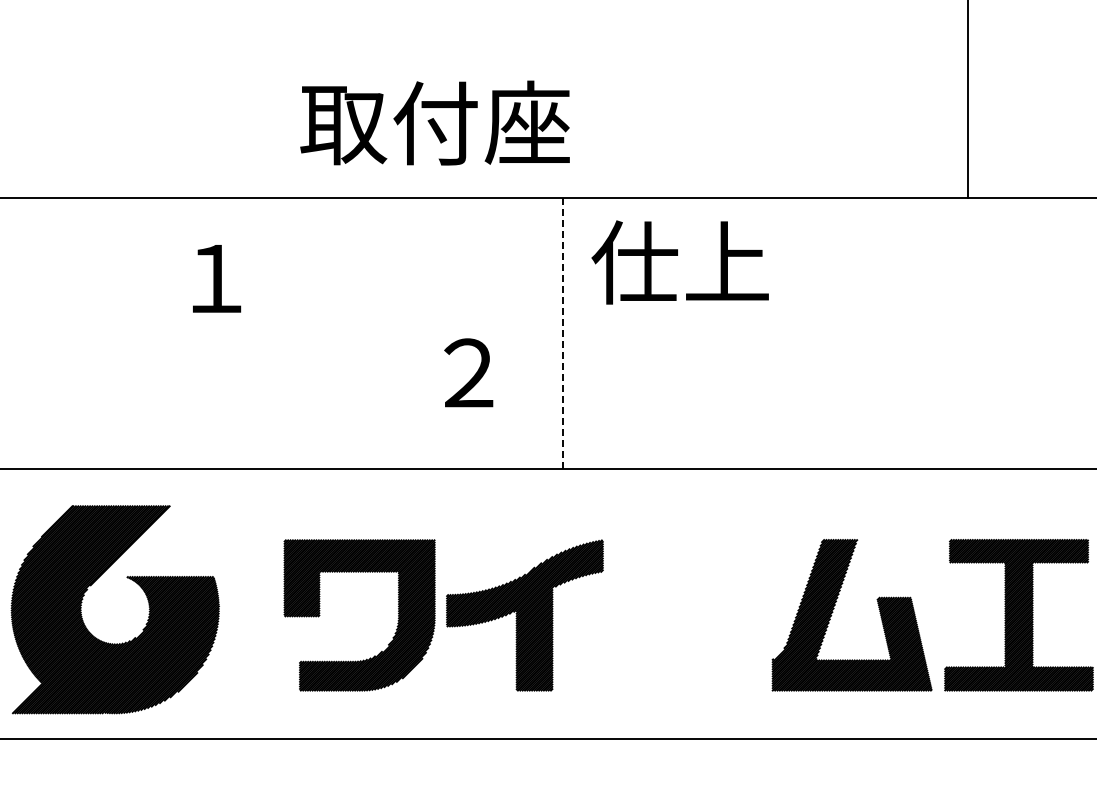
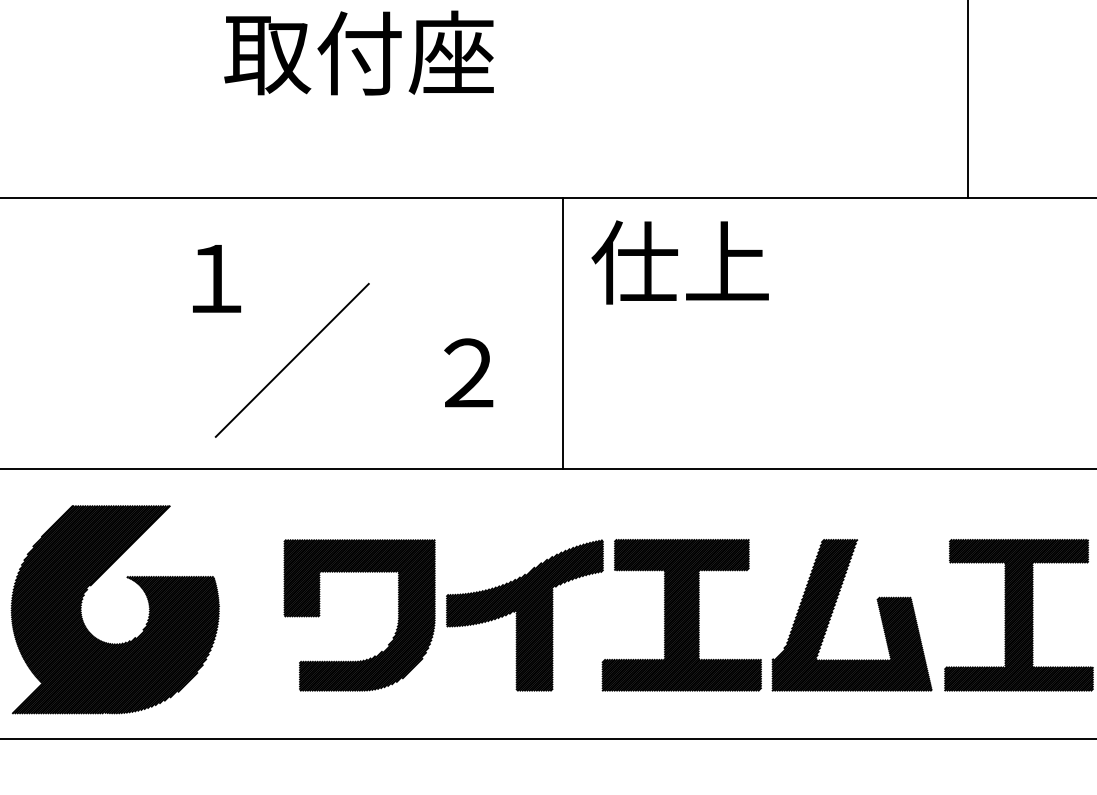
text position: (434, 122) -> (358, 52) (358, 52)
line: dashed -> solid (562, 333)
line: none -> present (291, 359)
part: none -> present (681, 615)
